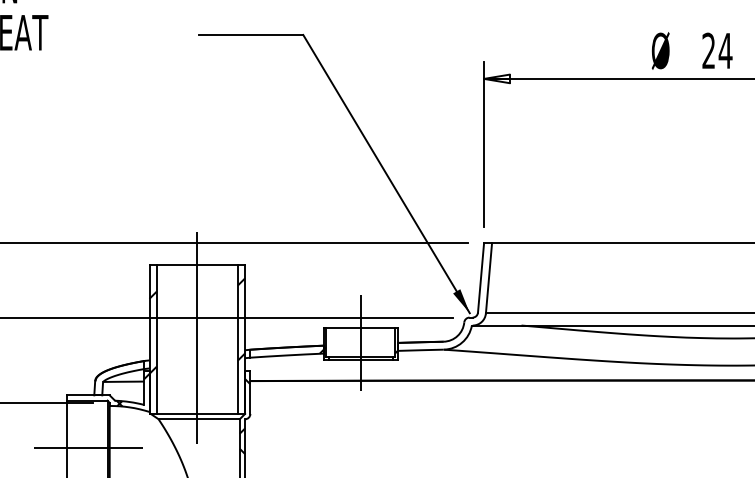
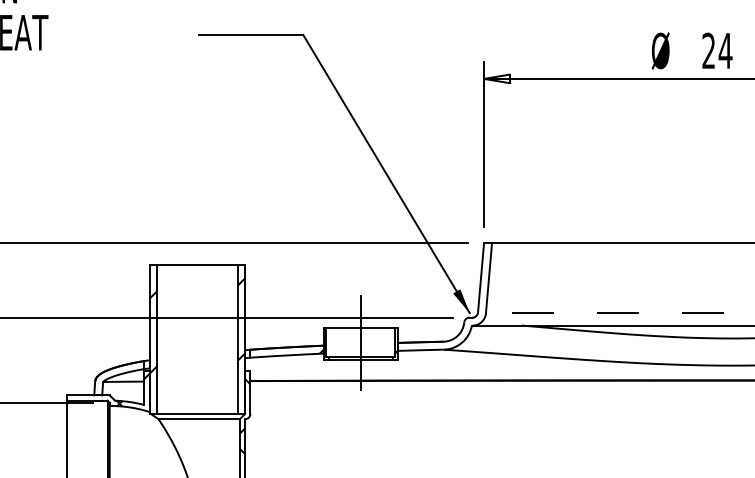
line: solid -> dashed (619, 313)
line: present -> none (197, 339)
line: present -> none (88, 448)
